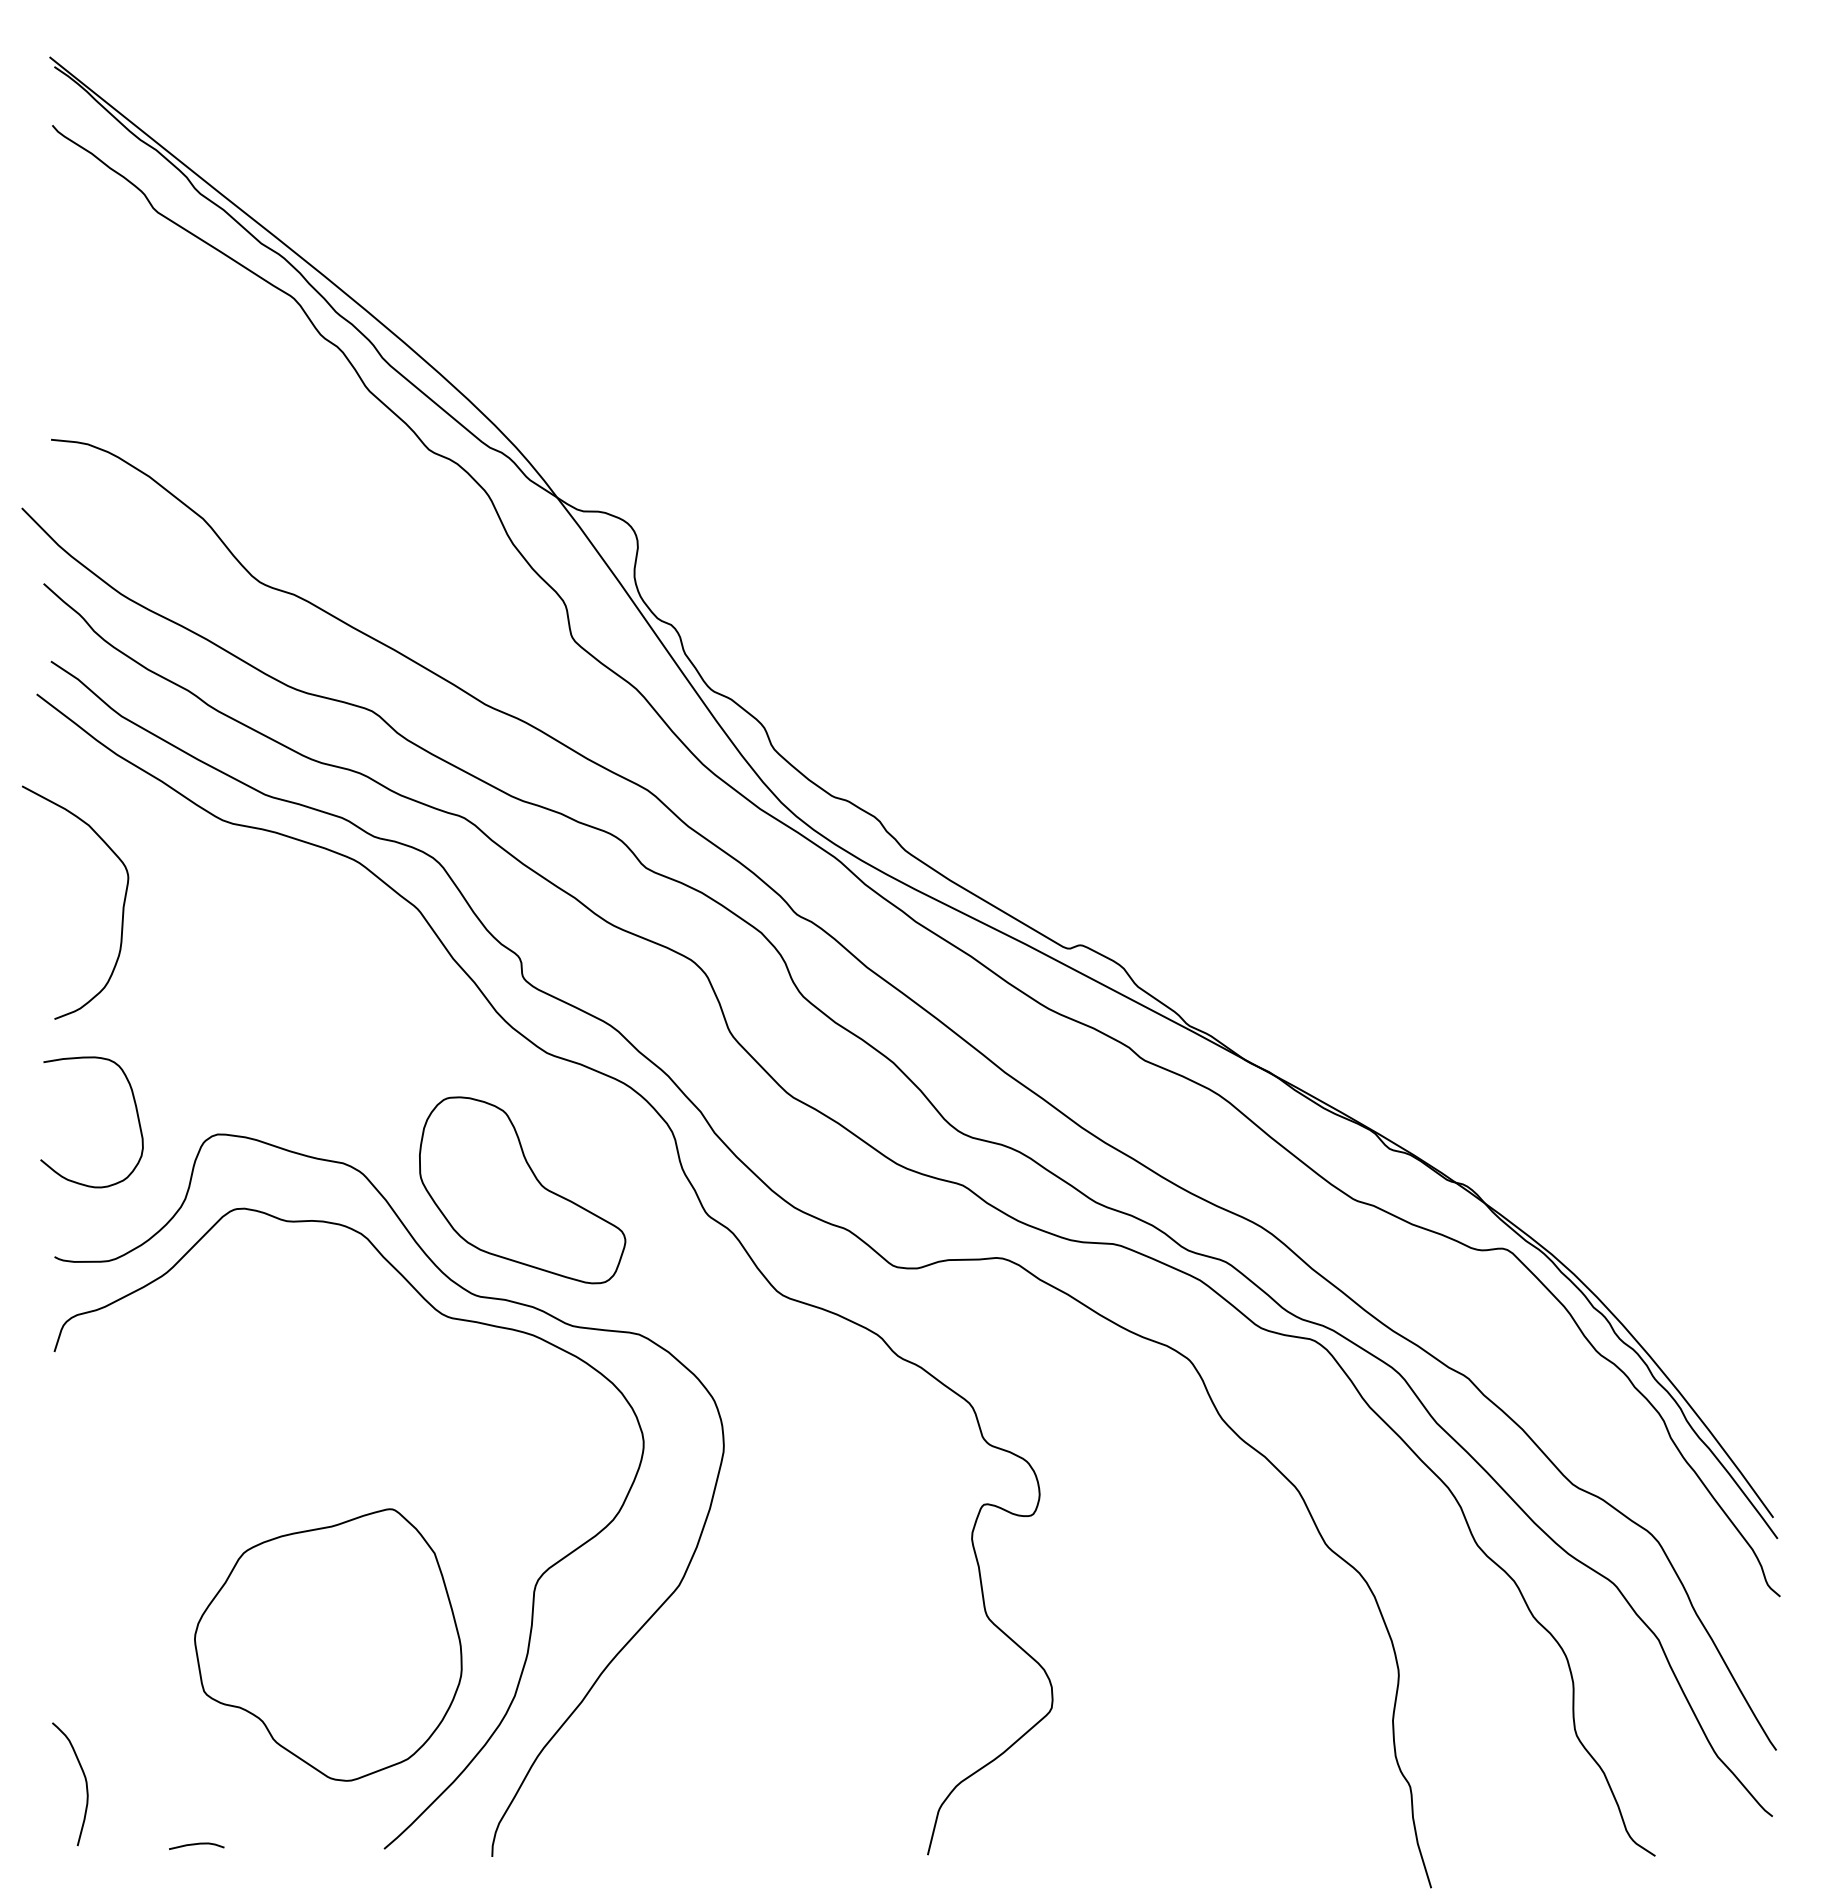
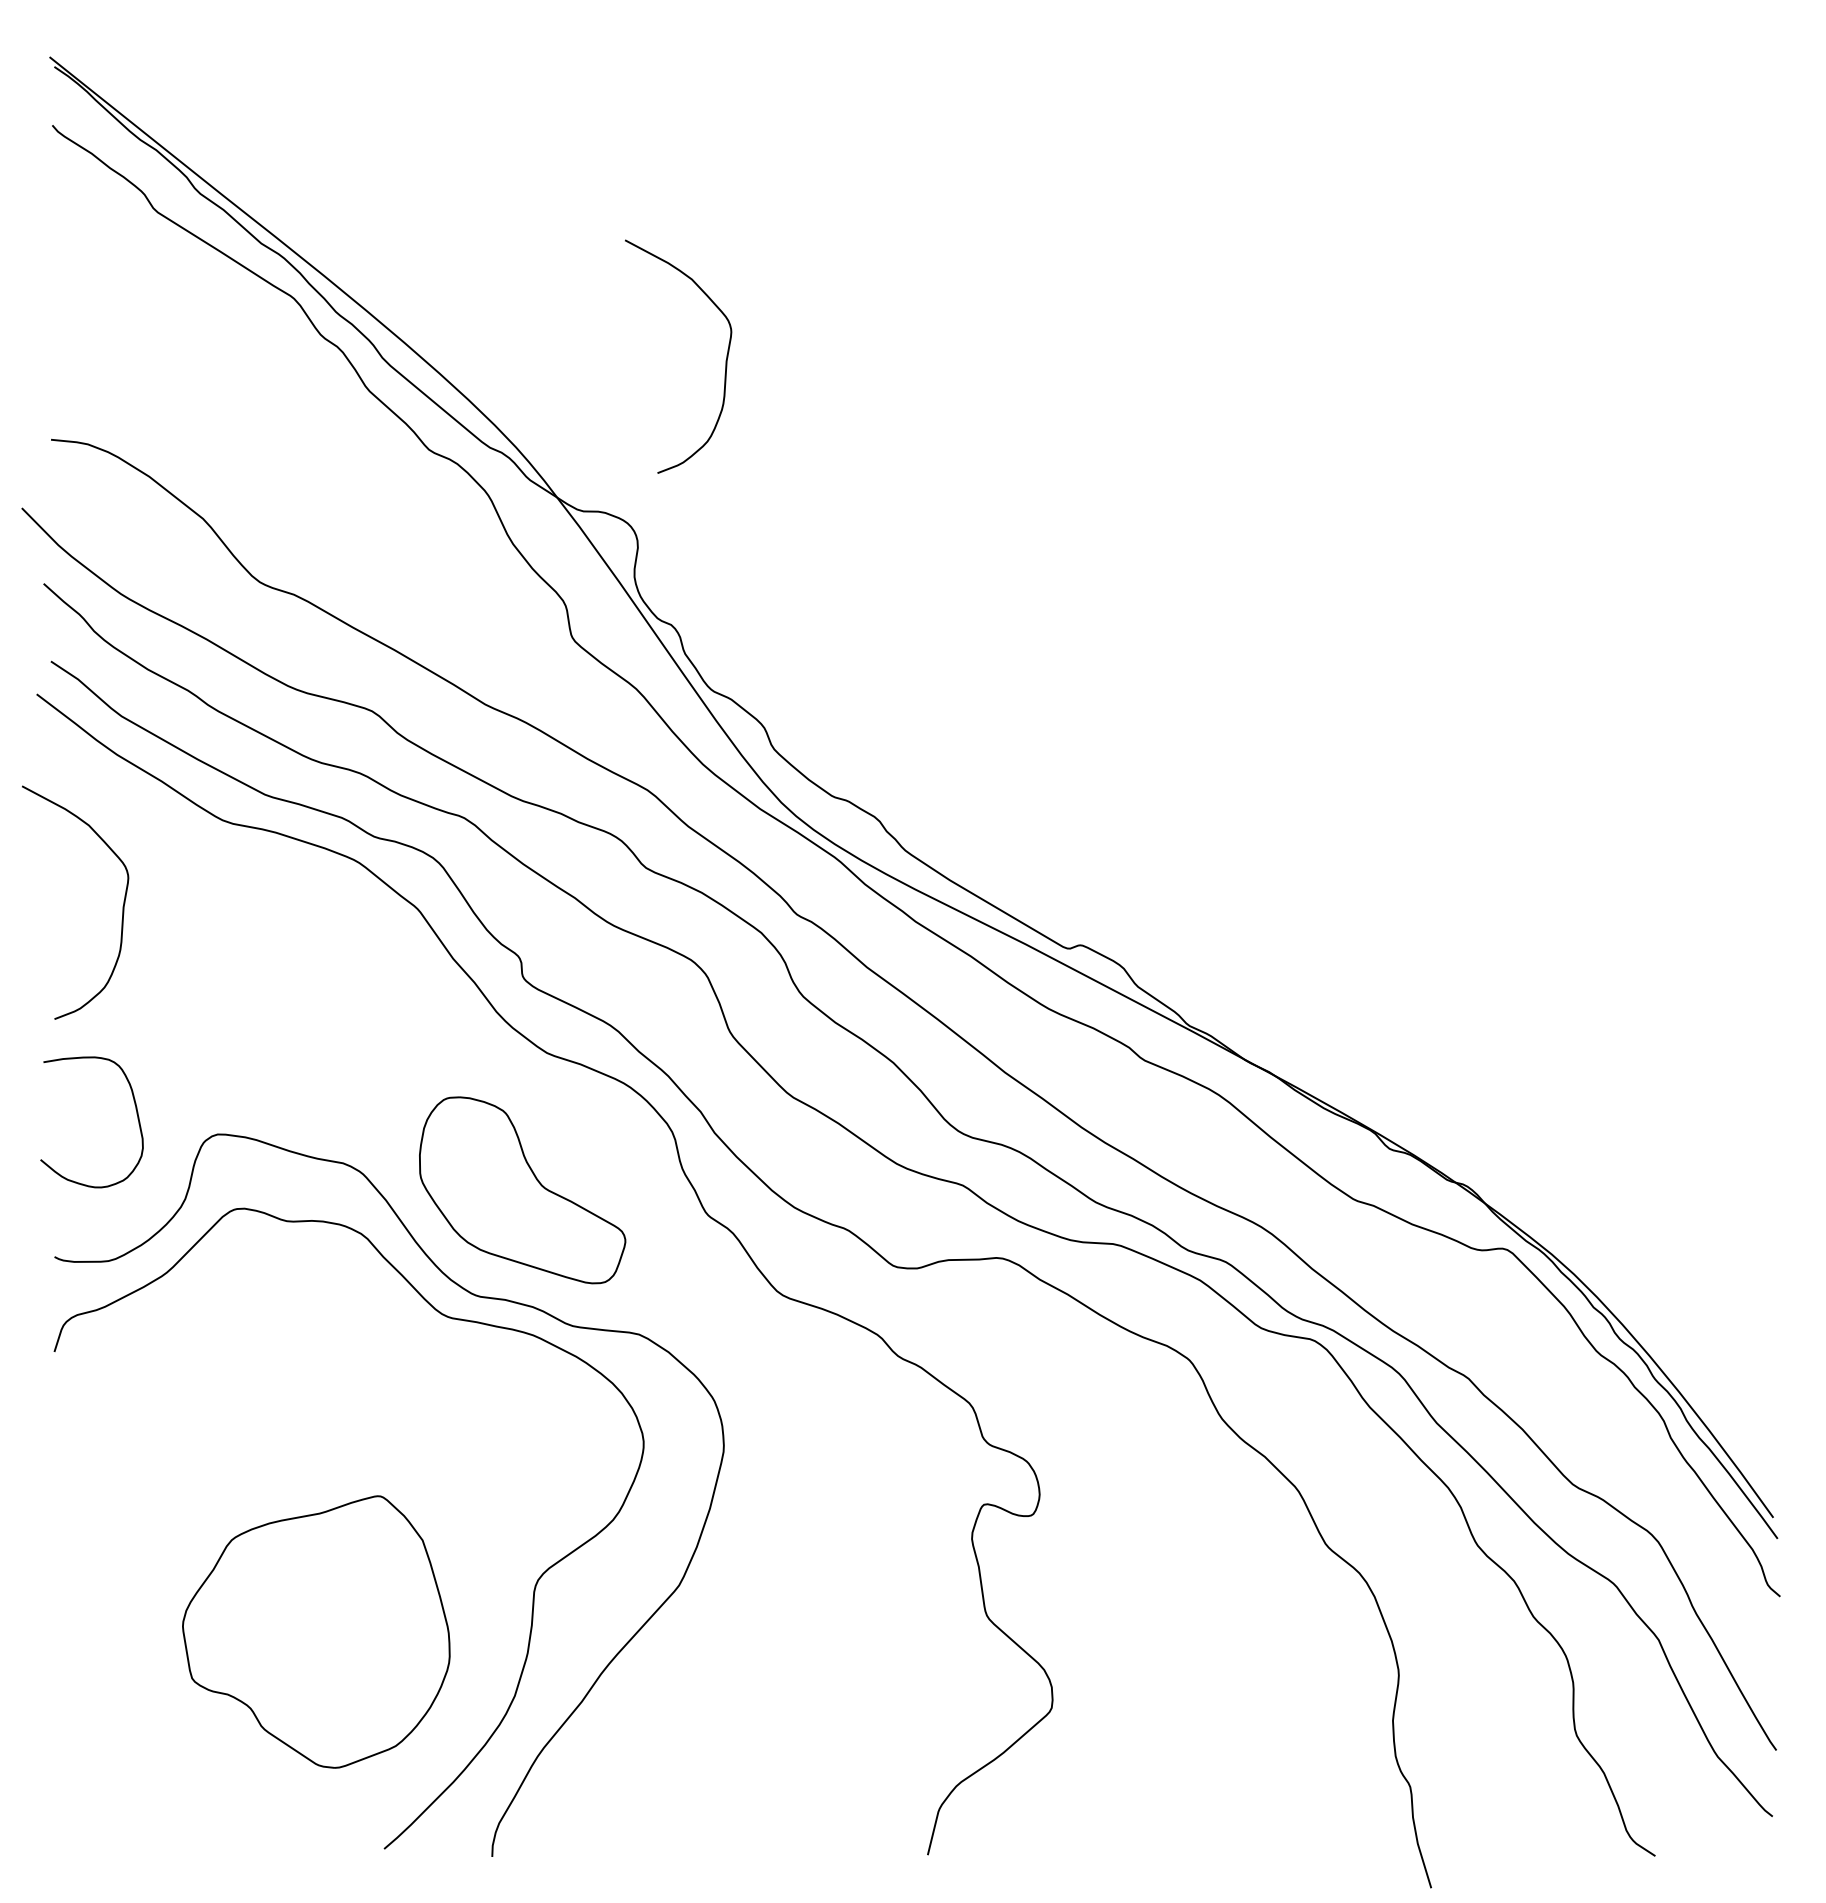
curve: none -> present (725, 360)
part position: (328, 1644) -> (316, 1631) (316, 1631)
curve: present -> none (85, 1784)
curve: present -> none (196, 1844)
